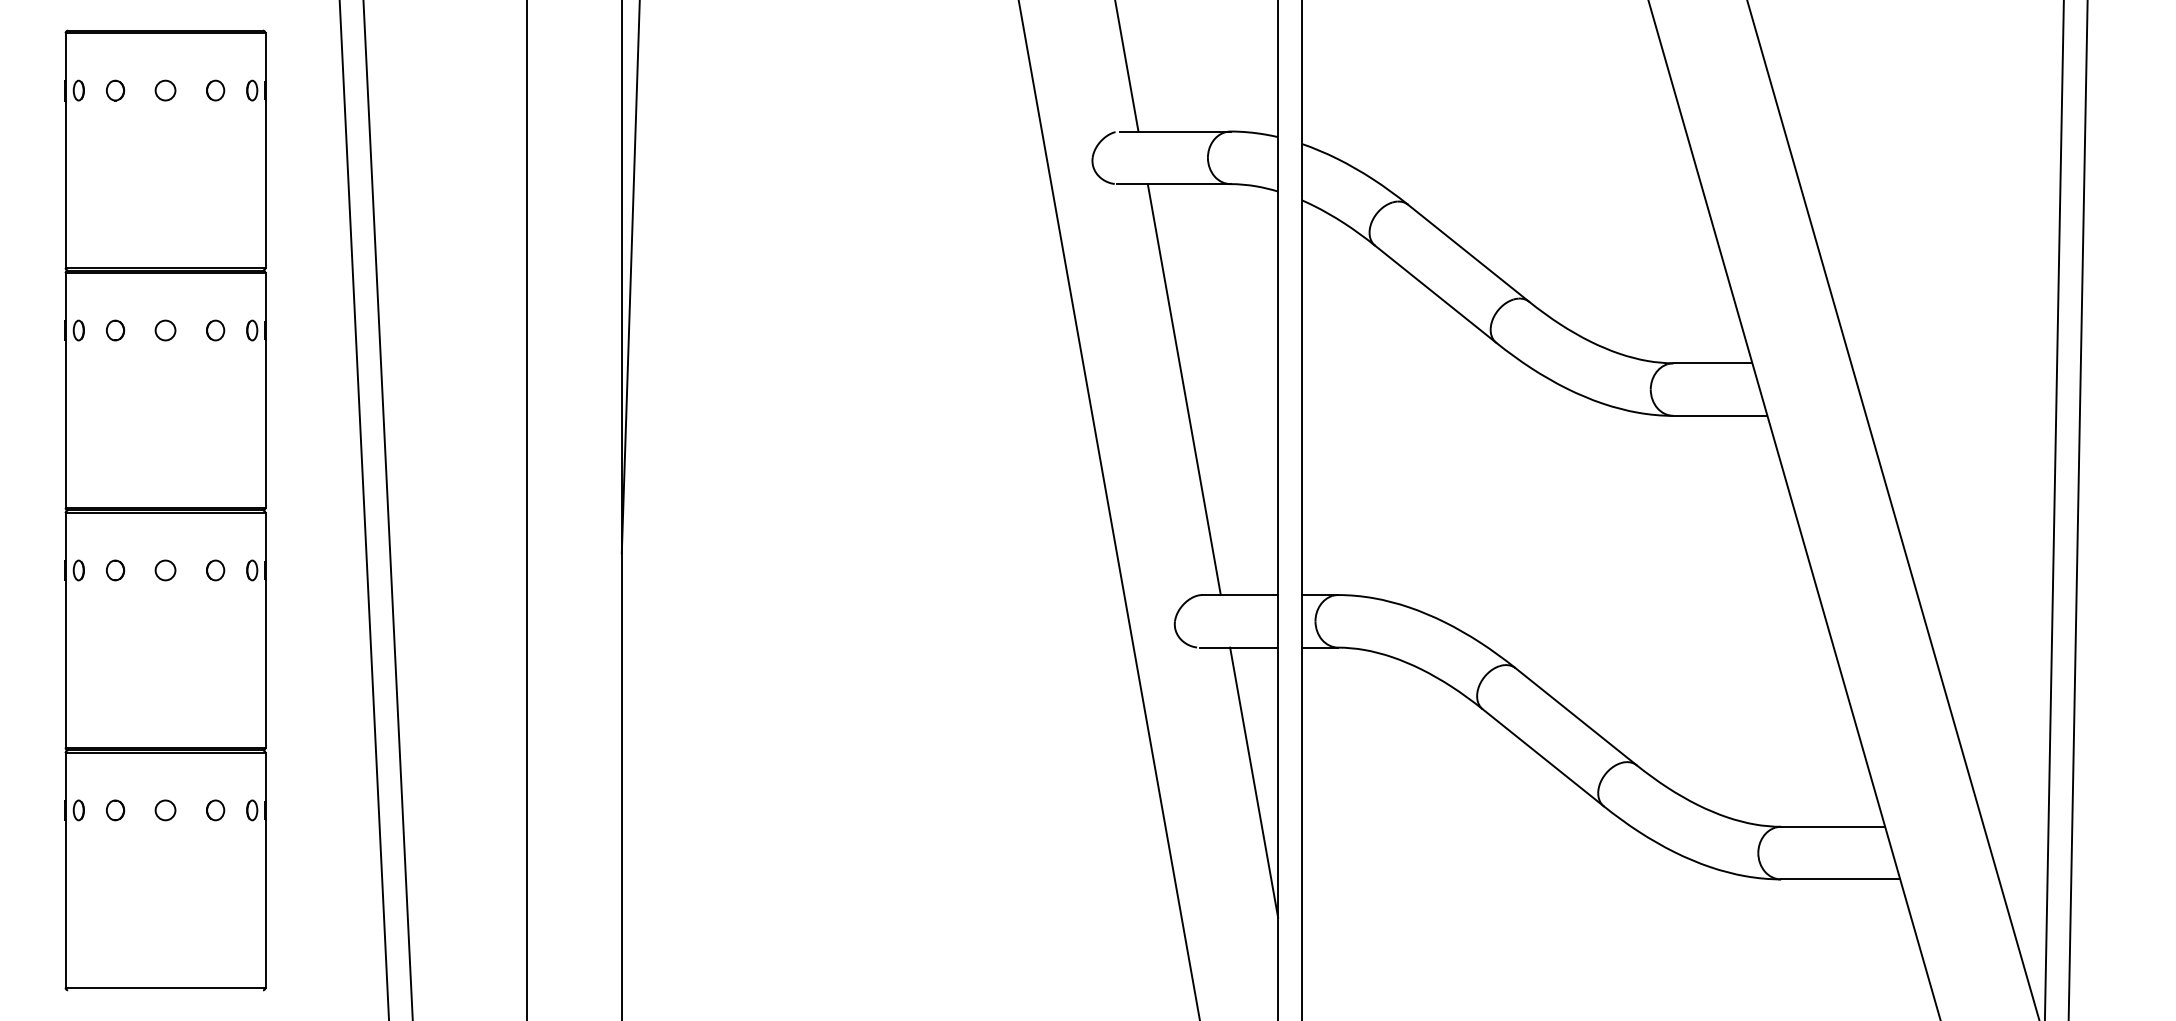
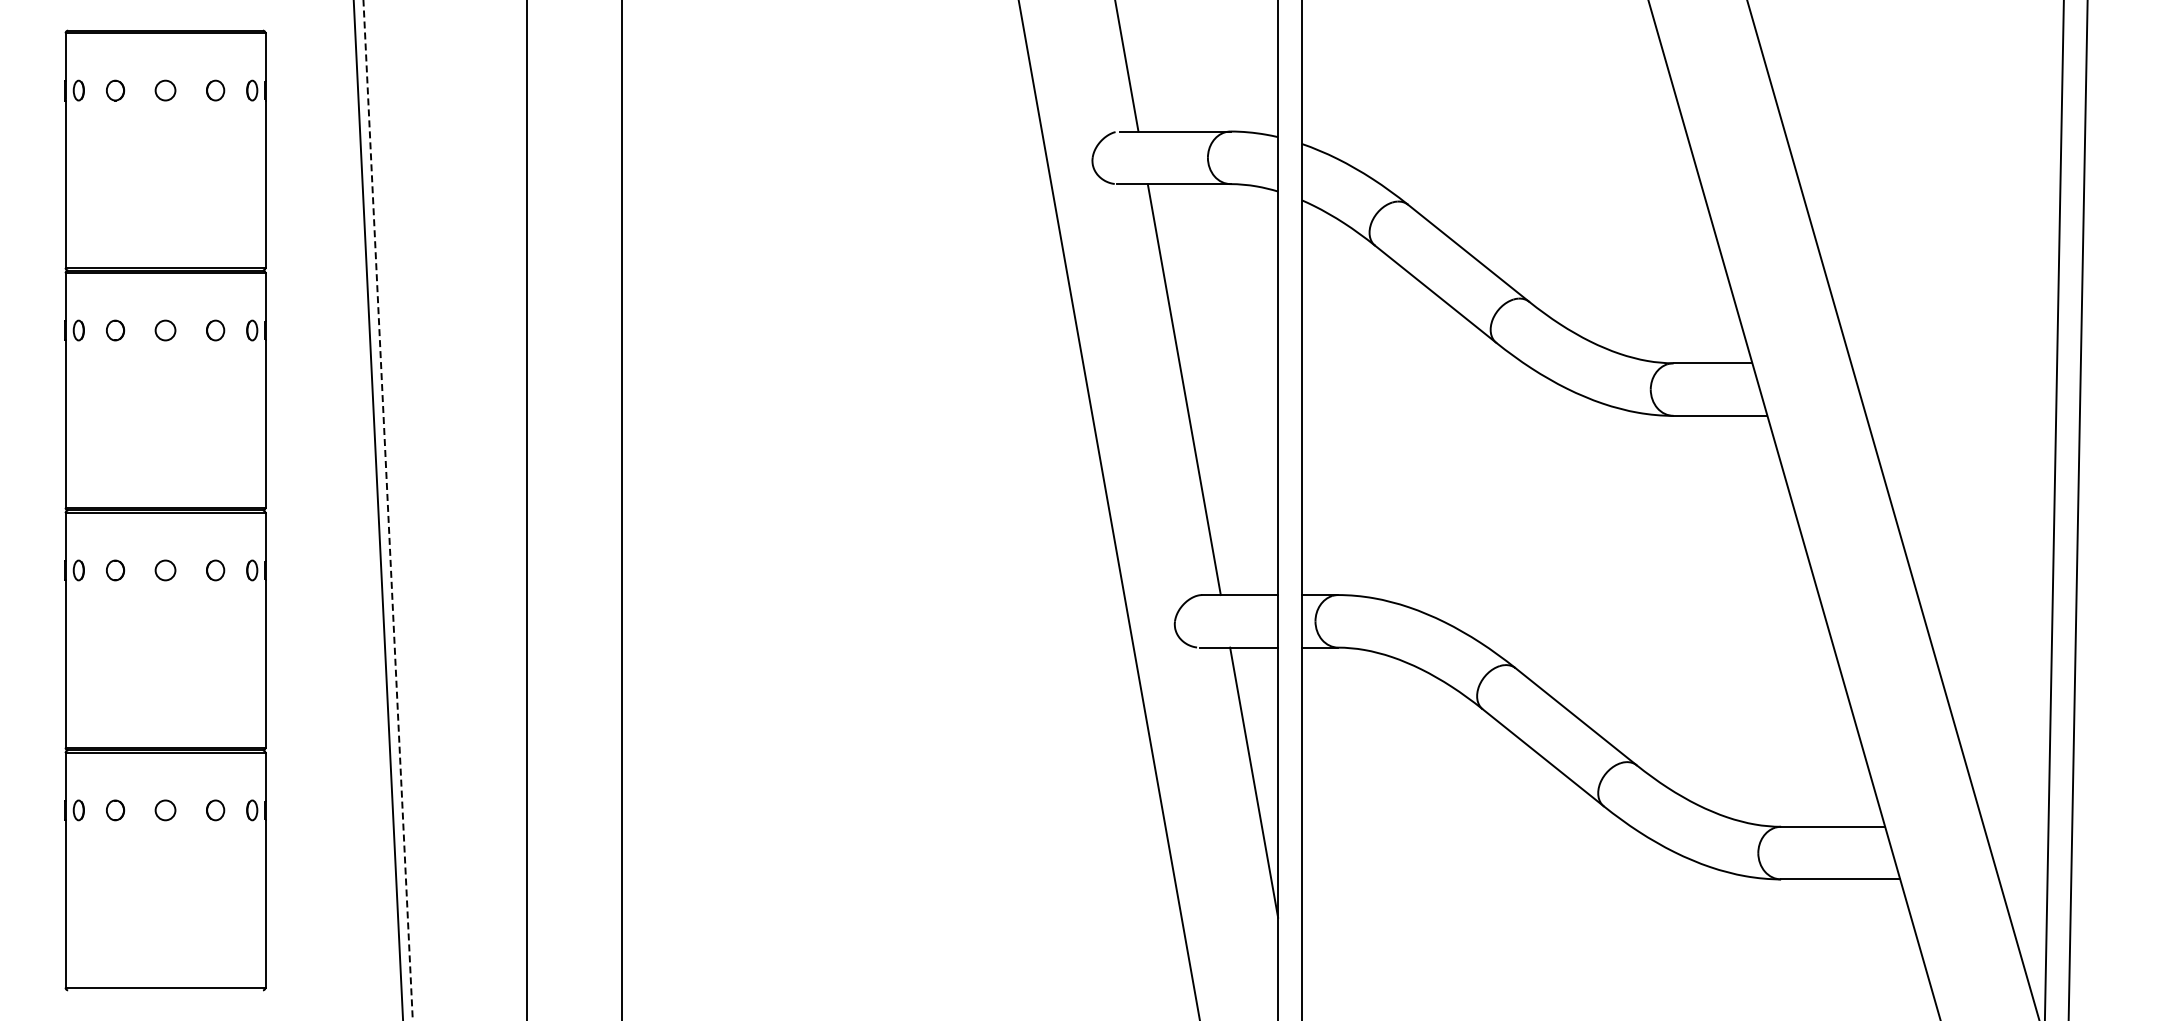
line: present -> none (630, 277)
line position: (363, 509) -> (377, 509) (377, 509)
line: solid -> dashed (388, 510)
